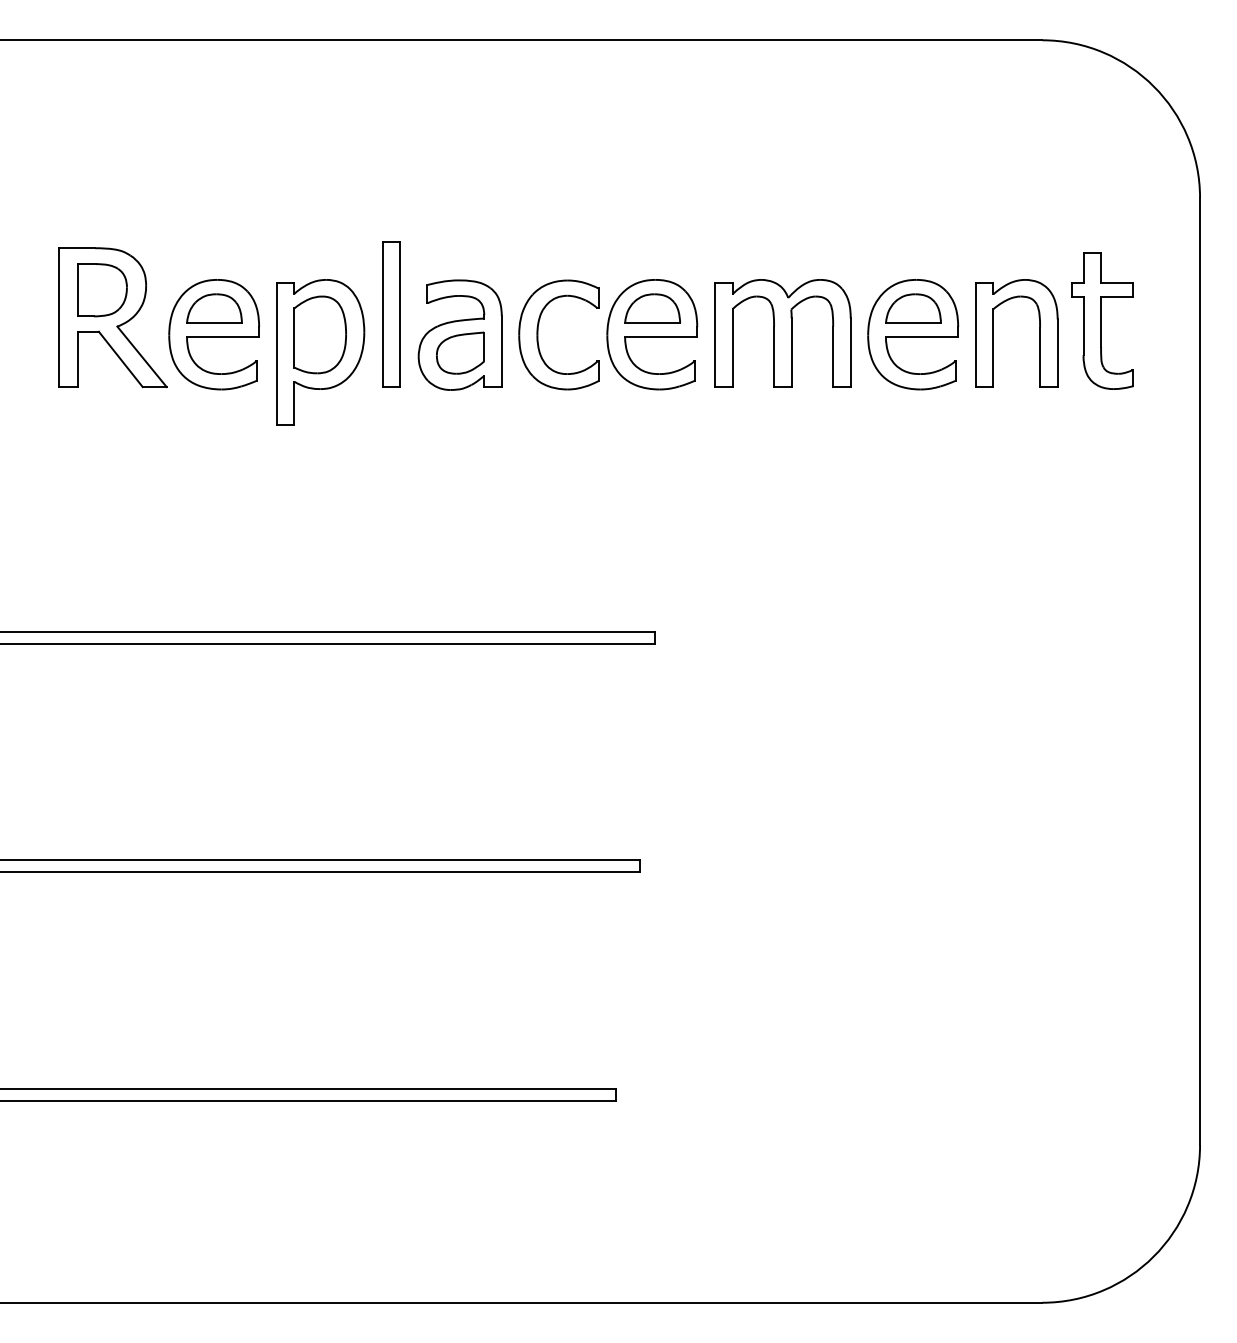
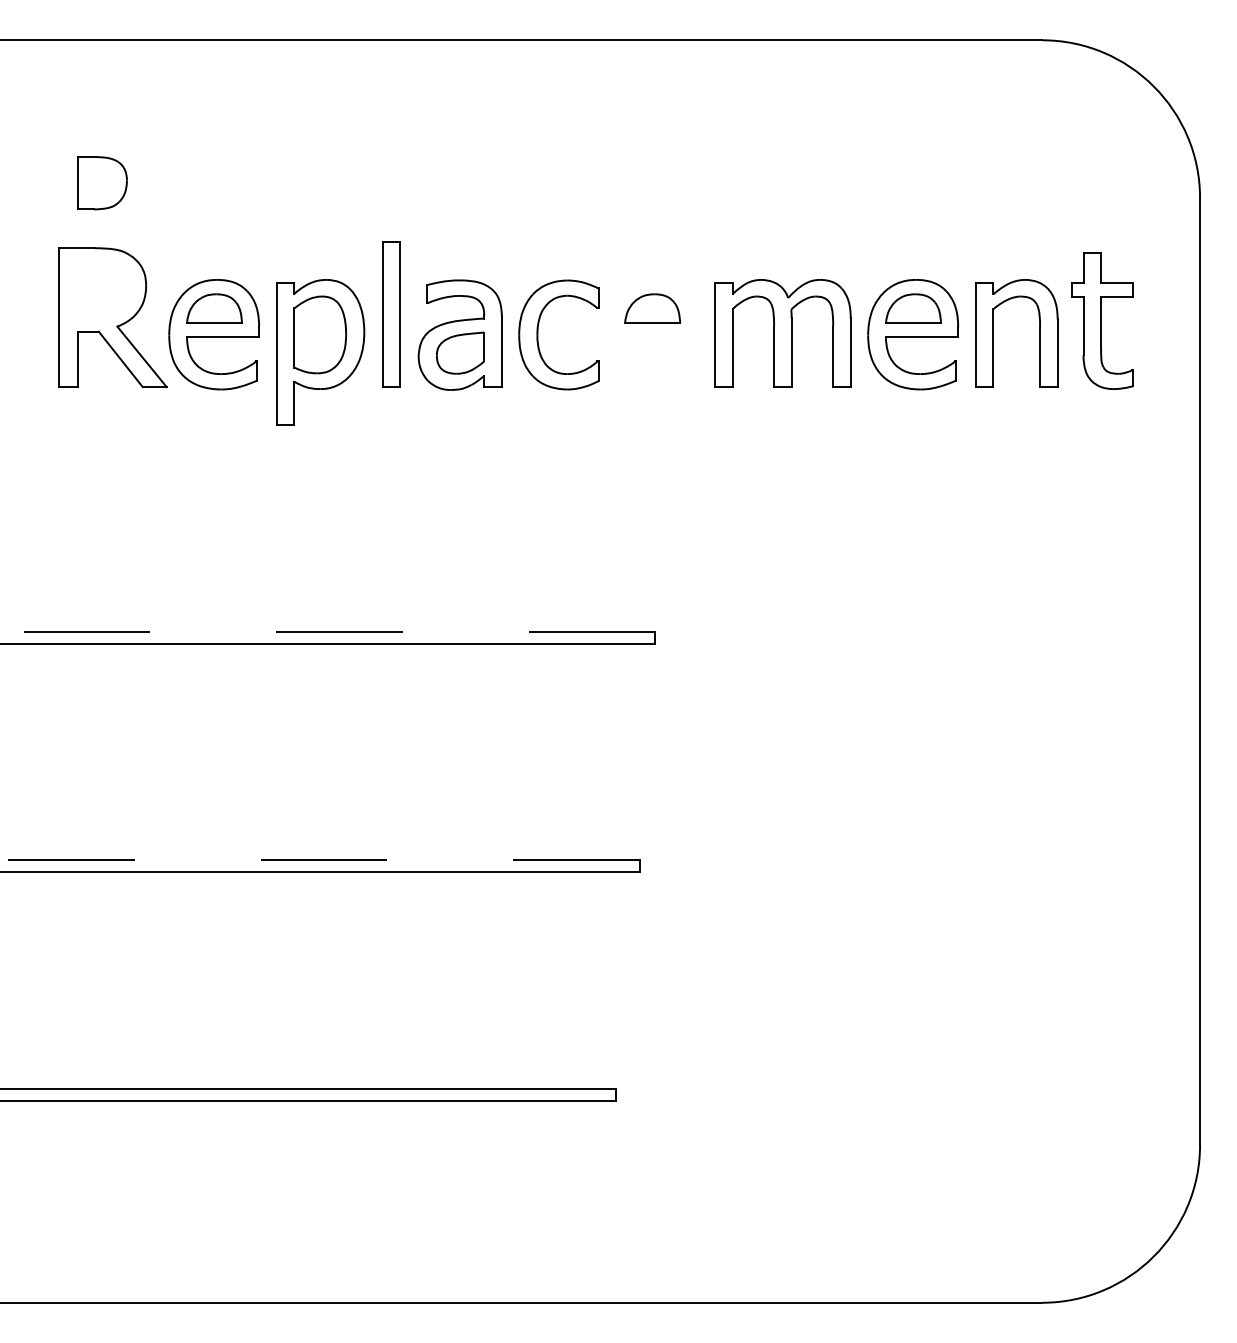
part position: (102, 290) -> (102, 183) (102, 183)
part: present -> none (652, 334)
line: solid -> dashed (327, 631)
line: solid -> dashed (319, 860)
